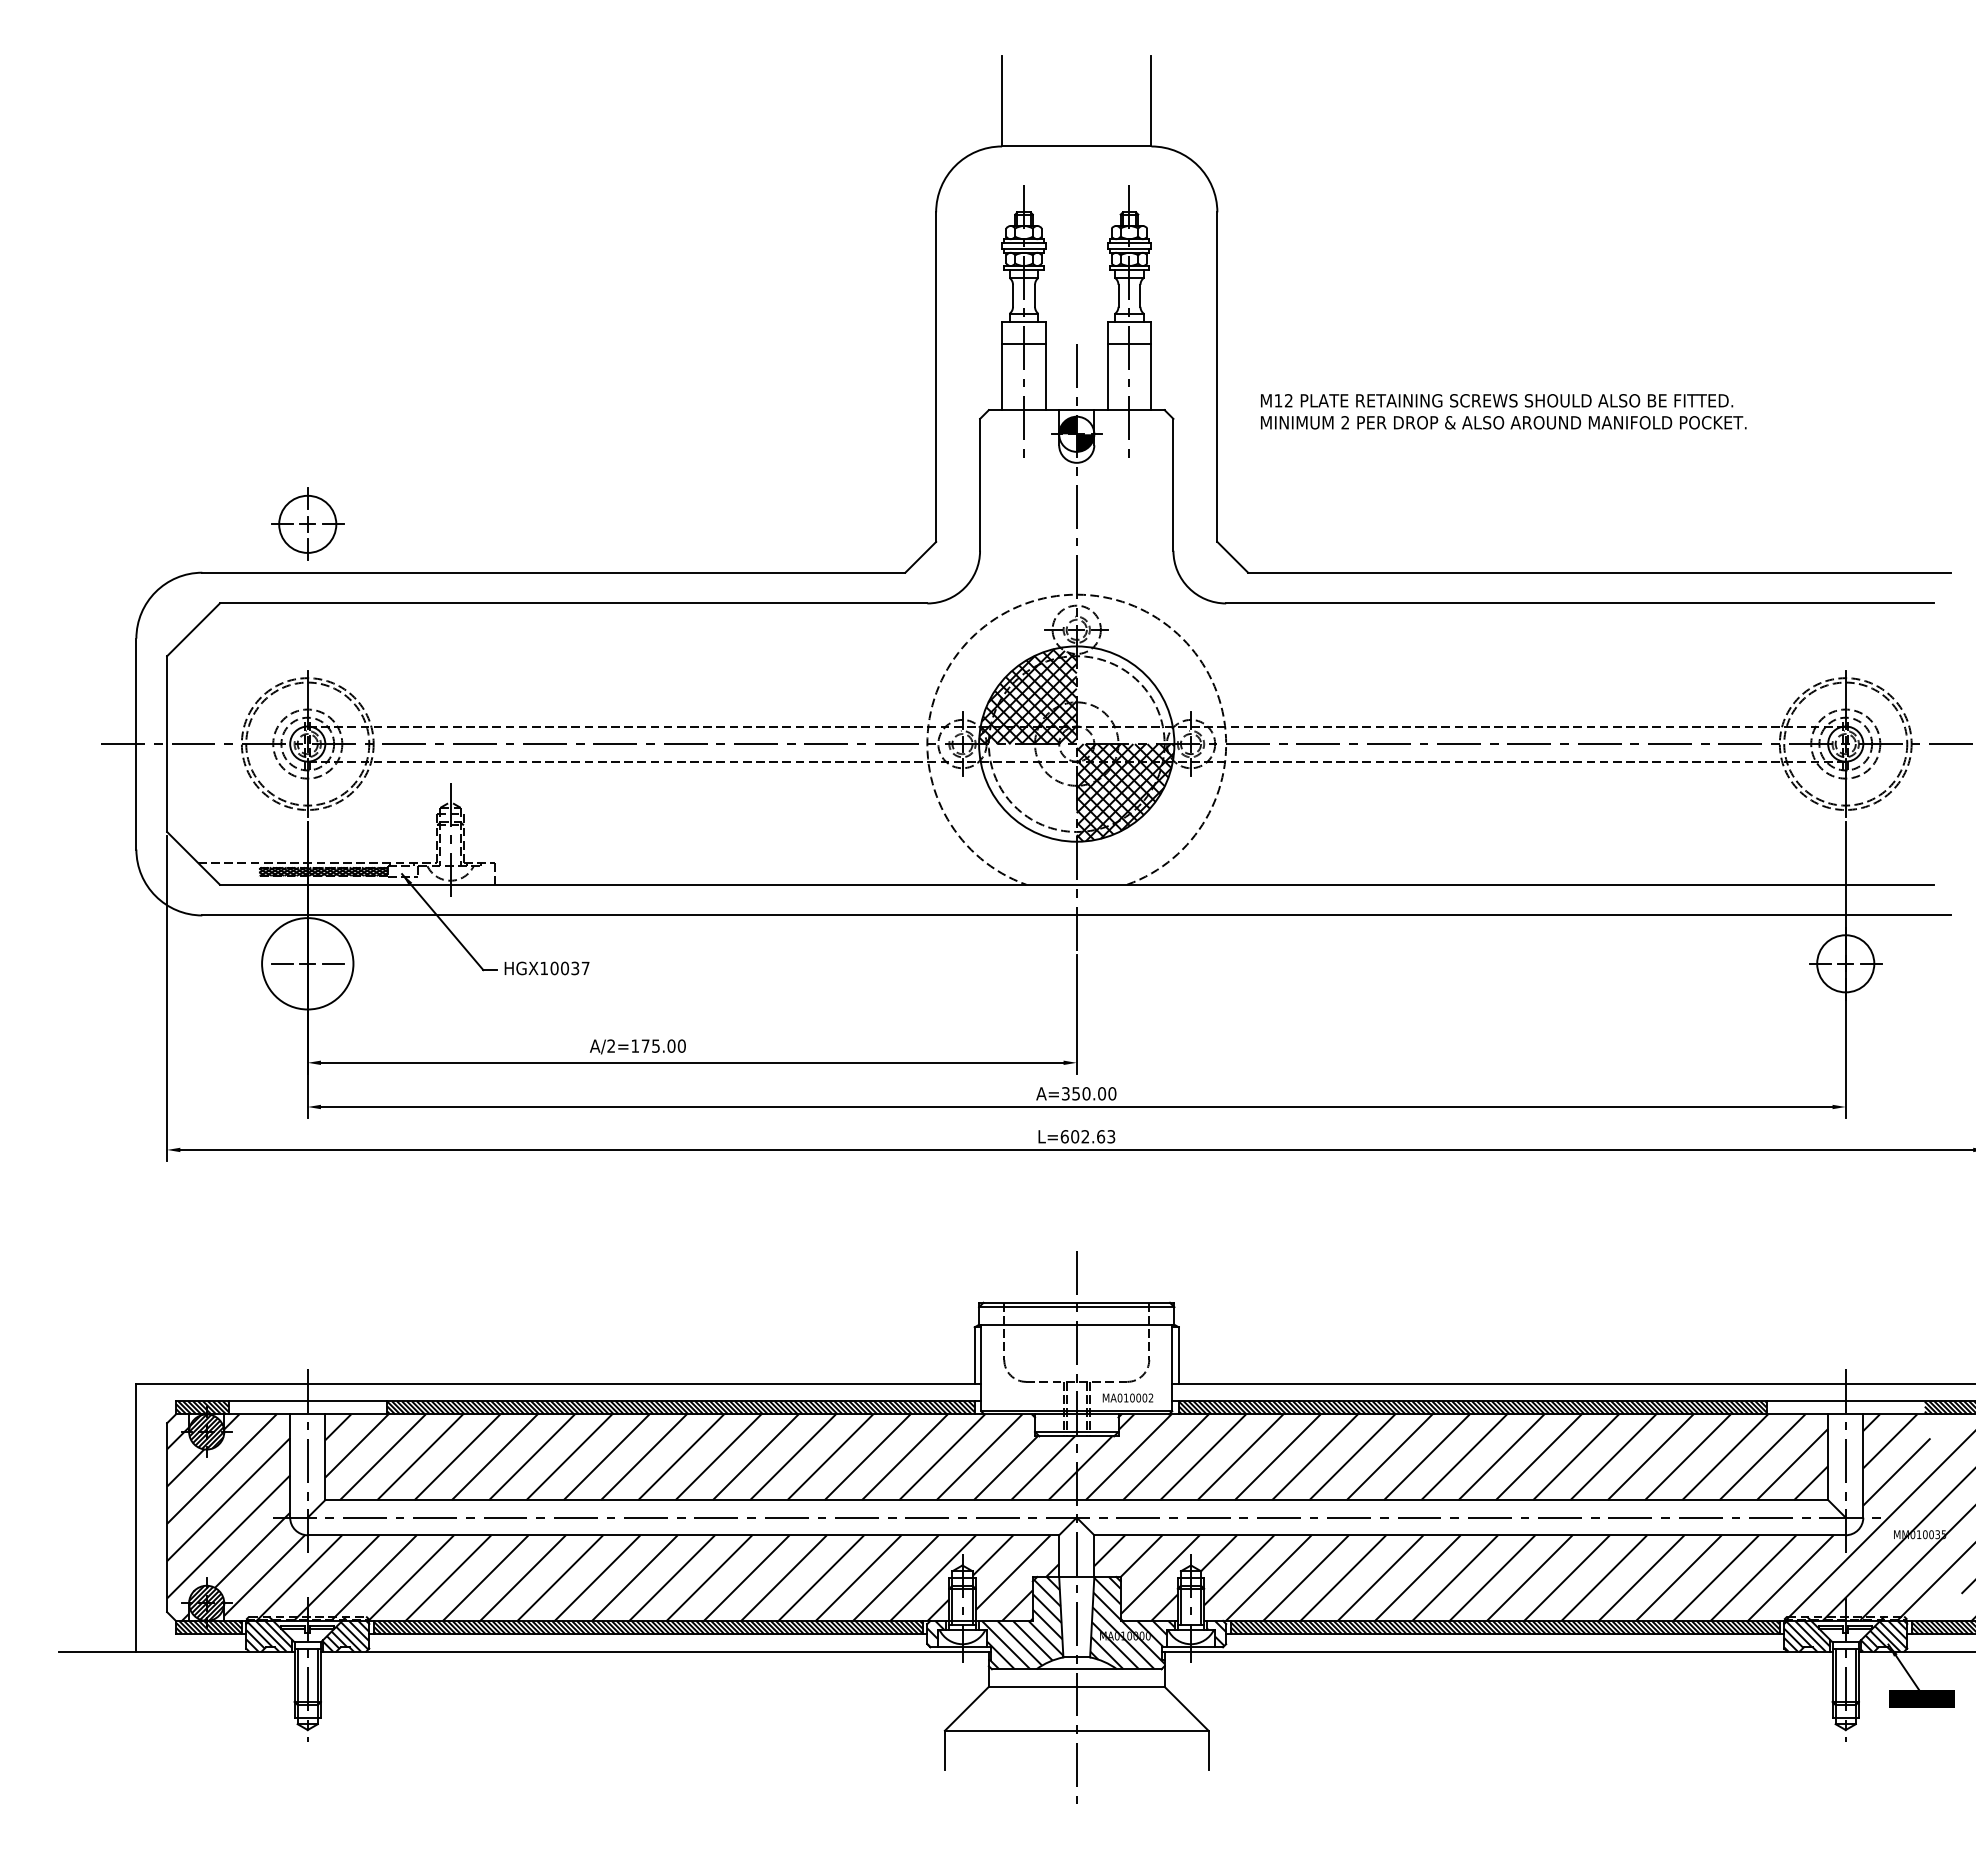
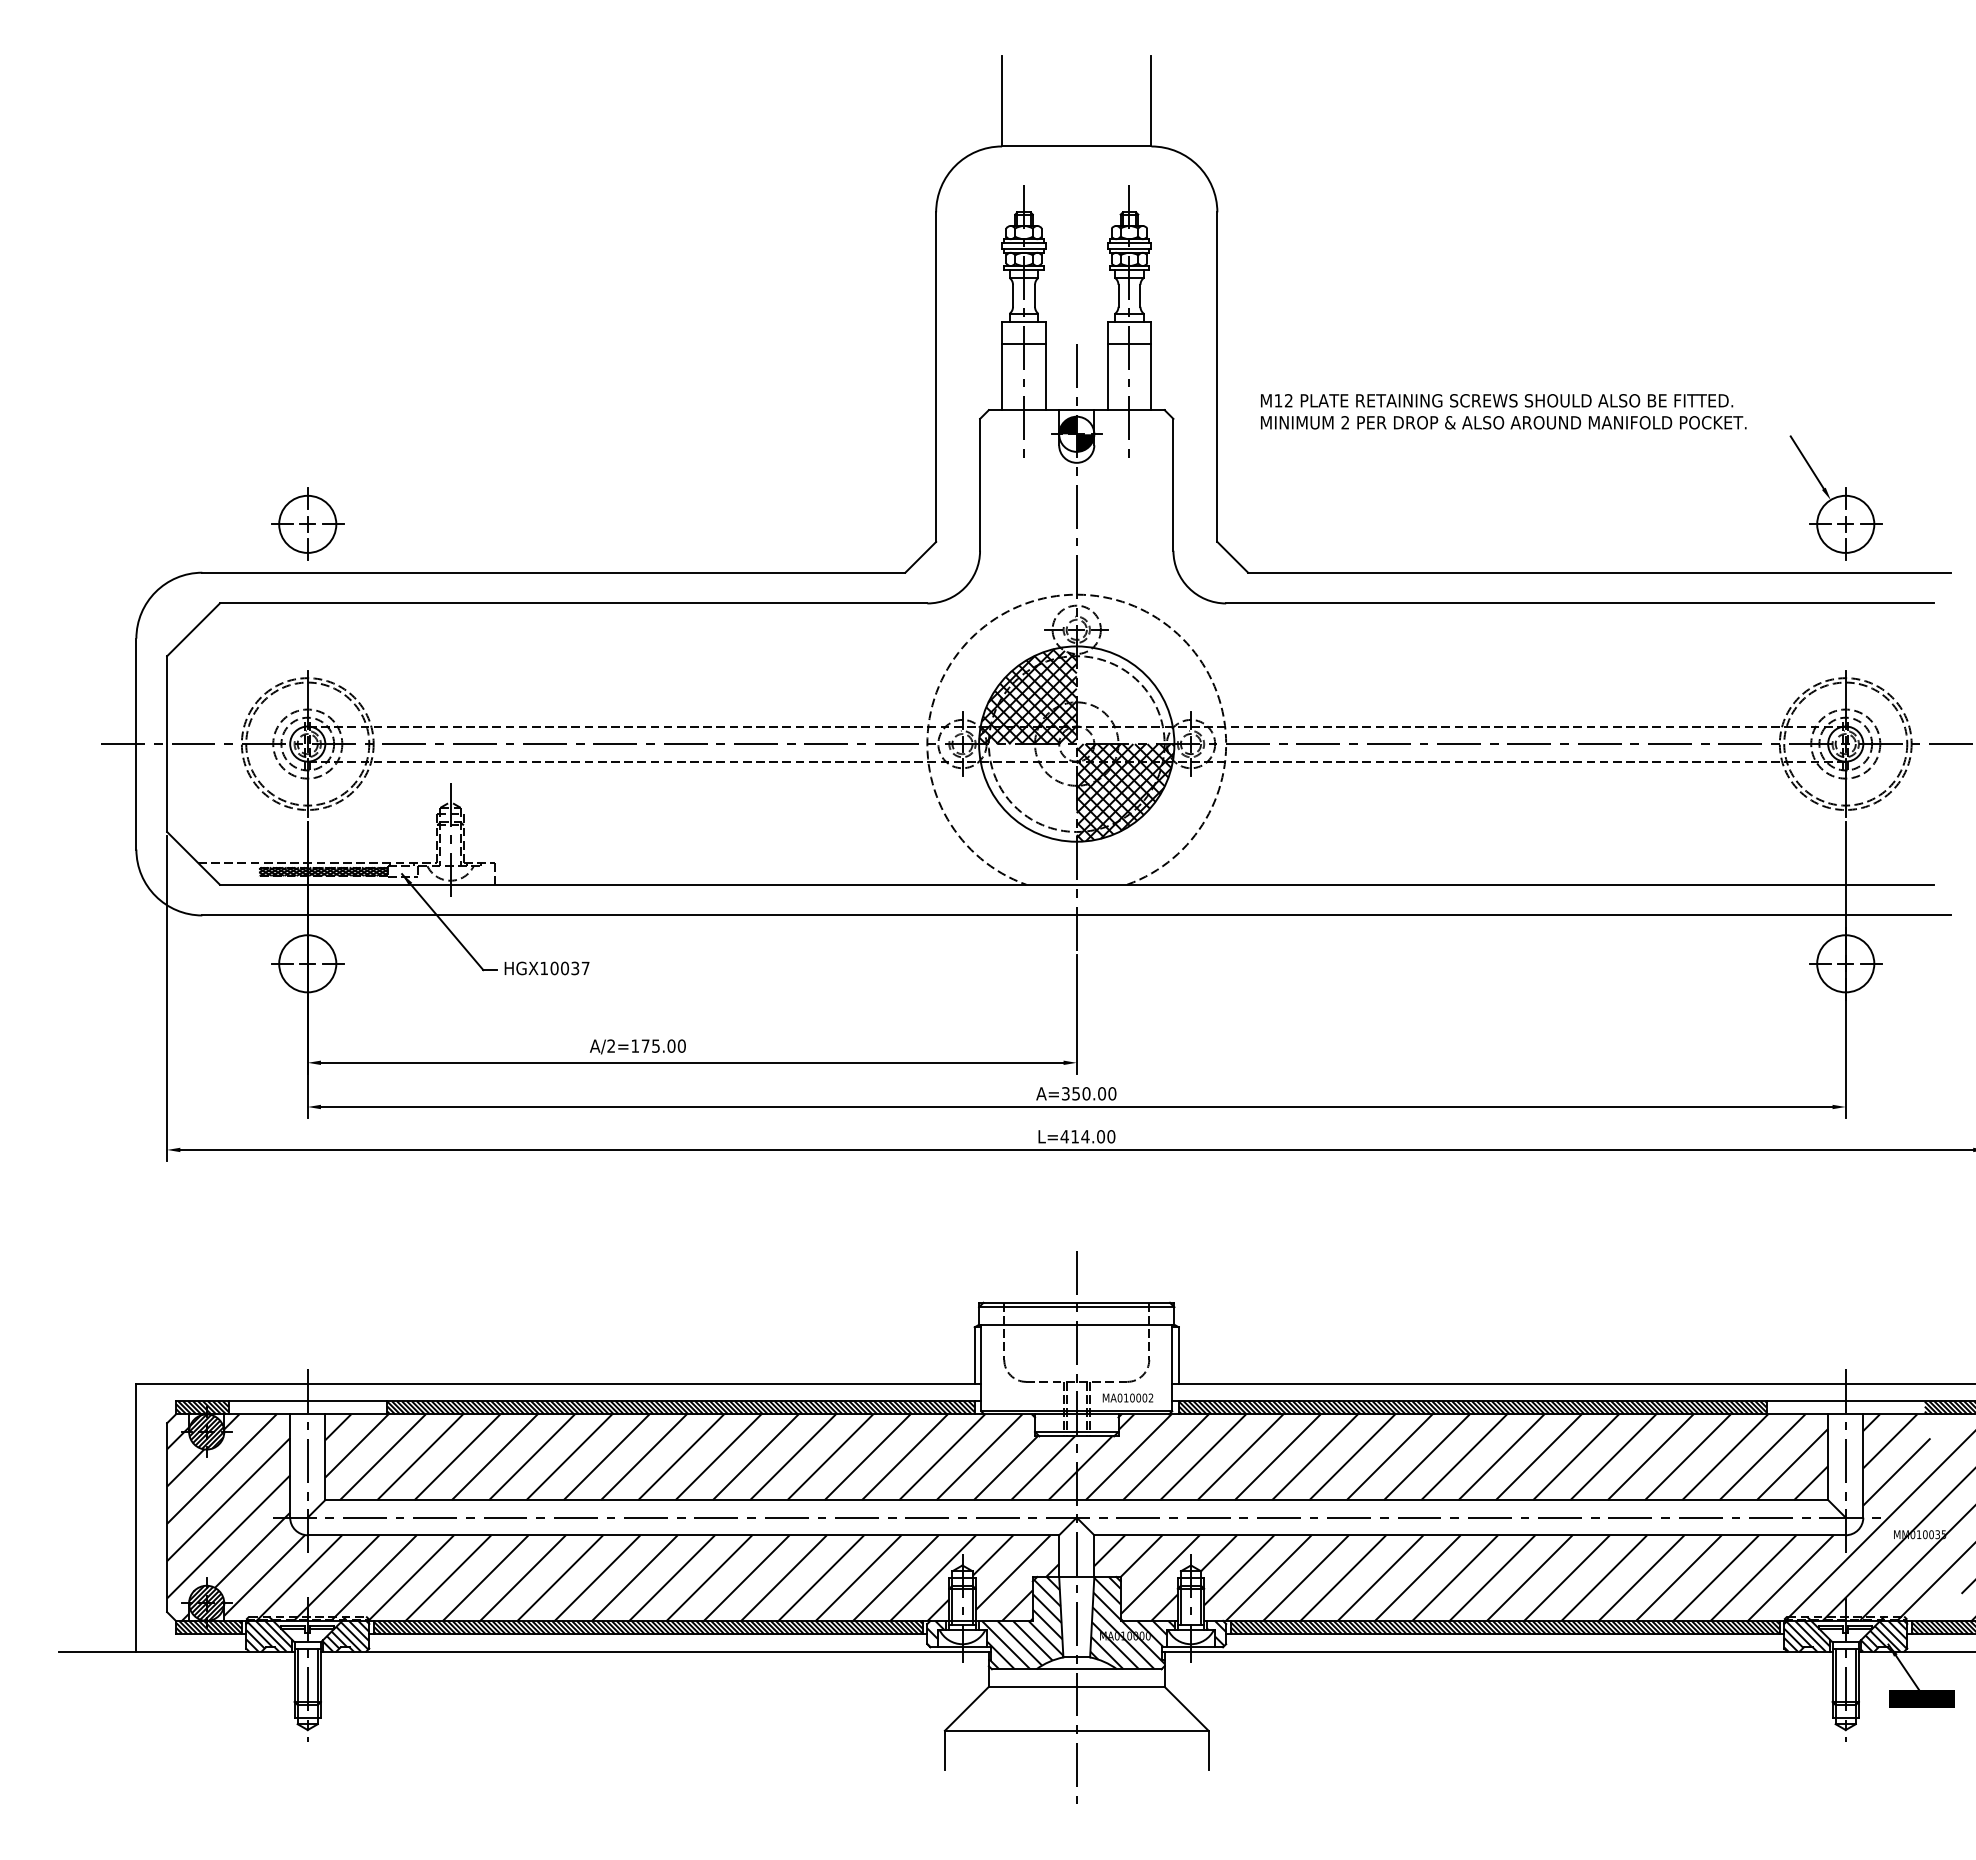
part: none -> present (1835, 497)
circle diameter: 91 px -> 57 px (307, 963)
text: L=602.63 -> L=414.00 (1087, 1136)
